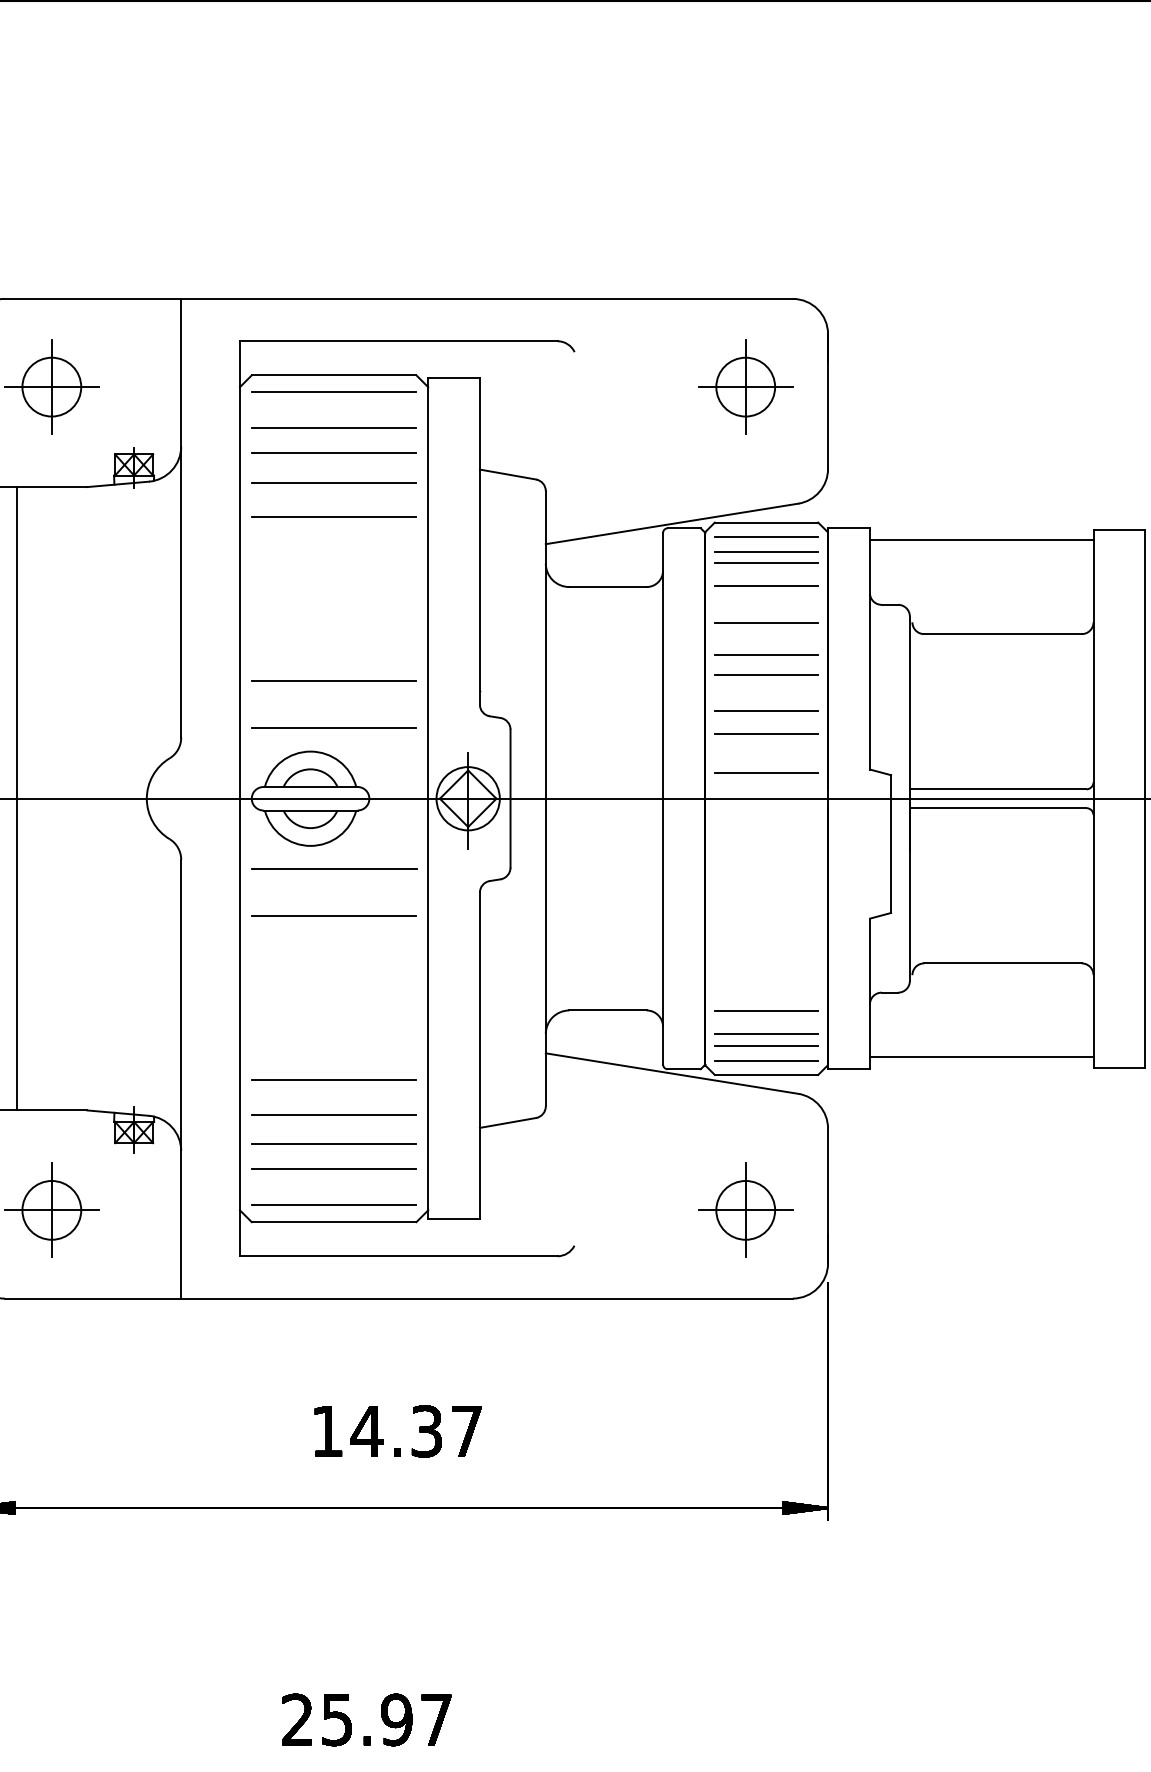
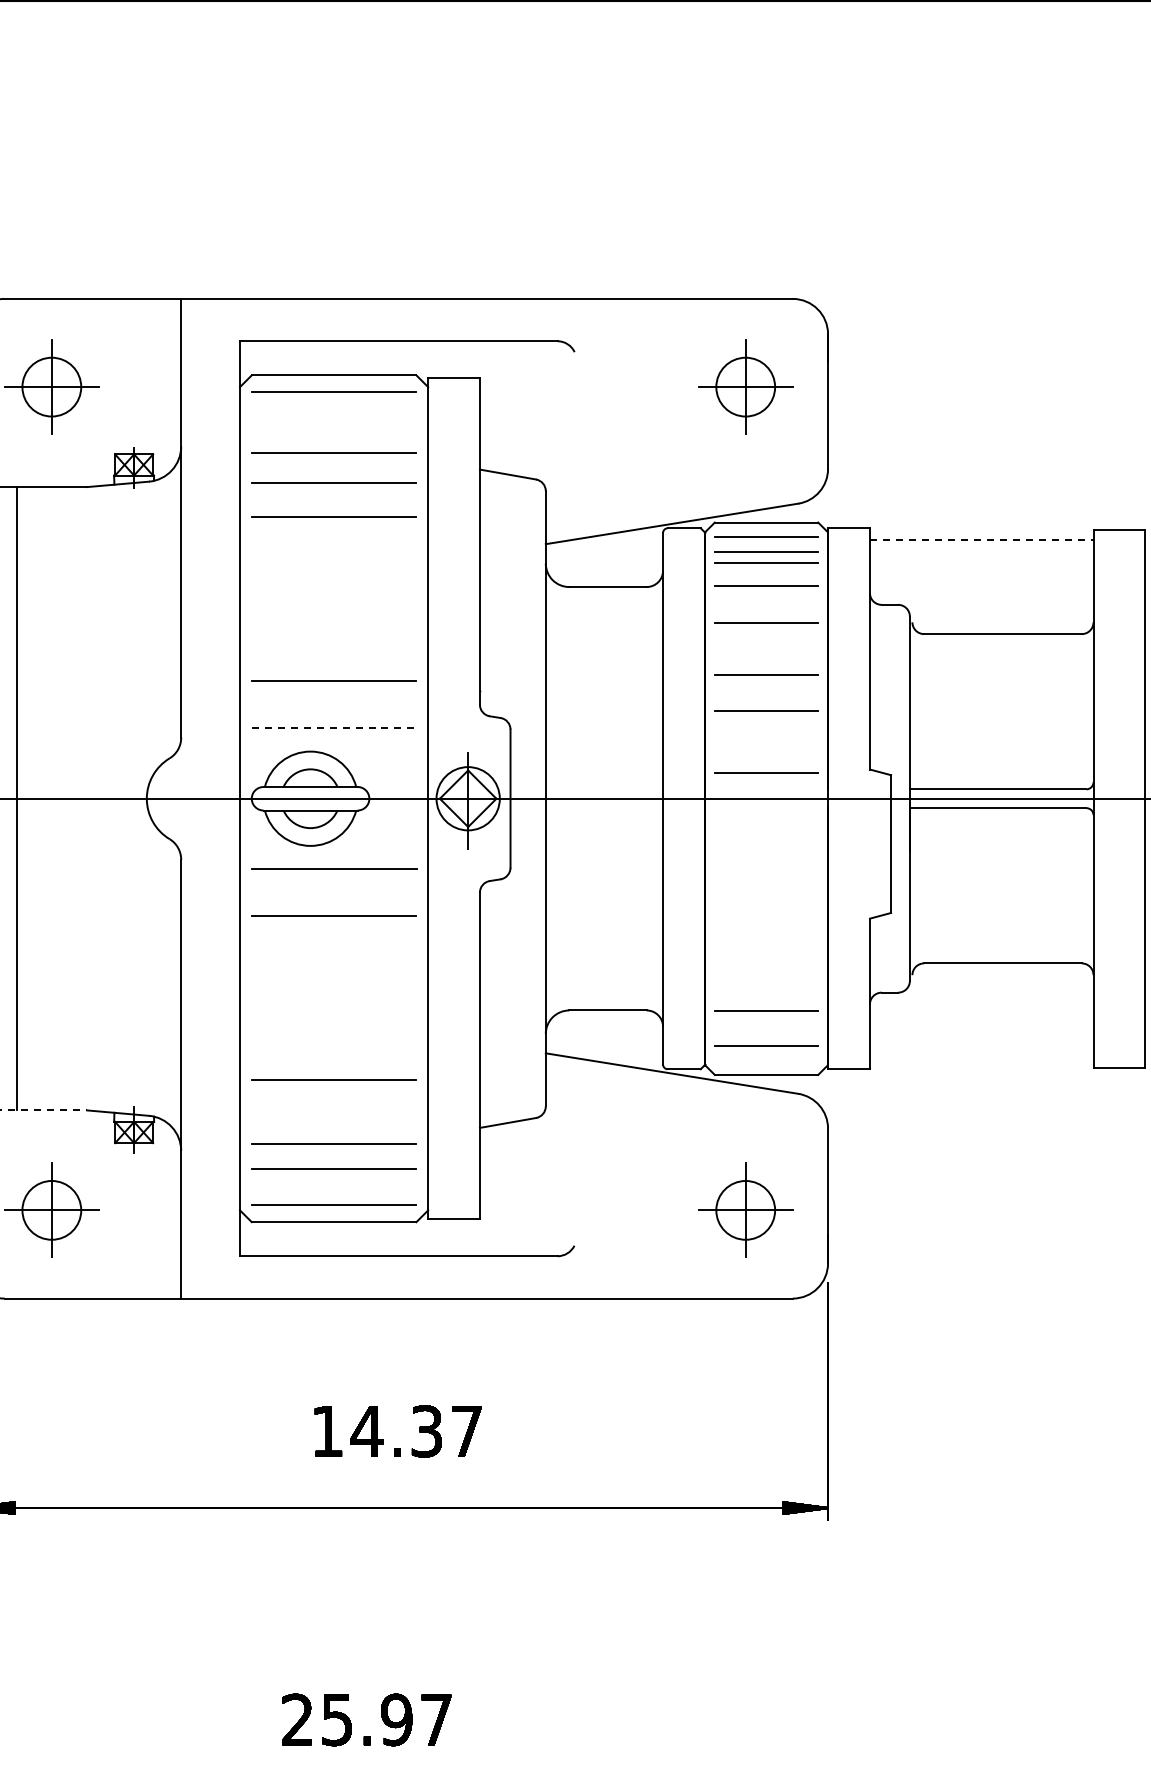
line: present -> none (333, 427)
line: solid -> dashed (981, 540)
line: present -> none (766, 654)
line: solid -> dashed (333, 728)
line: present -> none (766, 734)
line: present -> none (766, 1034)
line: present -> none (981, 1057)
line: present -> none (766, 1060)
line: solid -> dashed (44, 1110)
line: present -> none (333, 1114)
